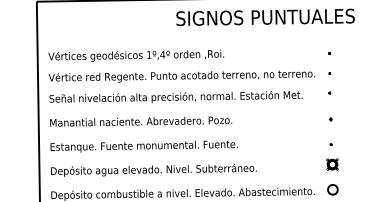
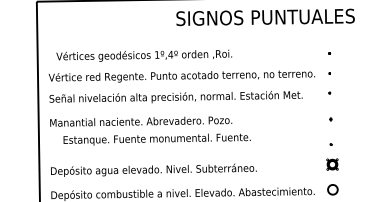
text position: (135, 55) -> (143, 55) (143, 55)
text position: (143, 146) -> (156, 139) (156, 139)
